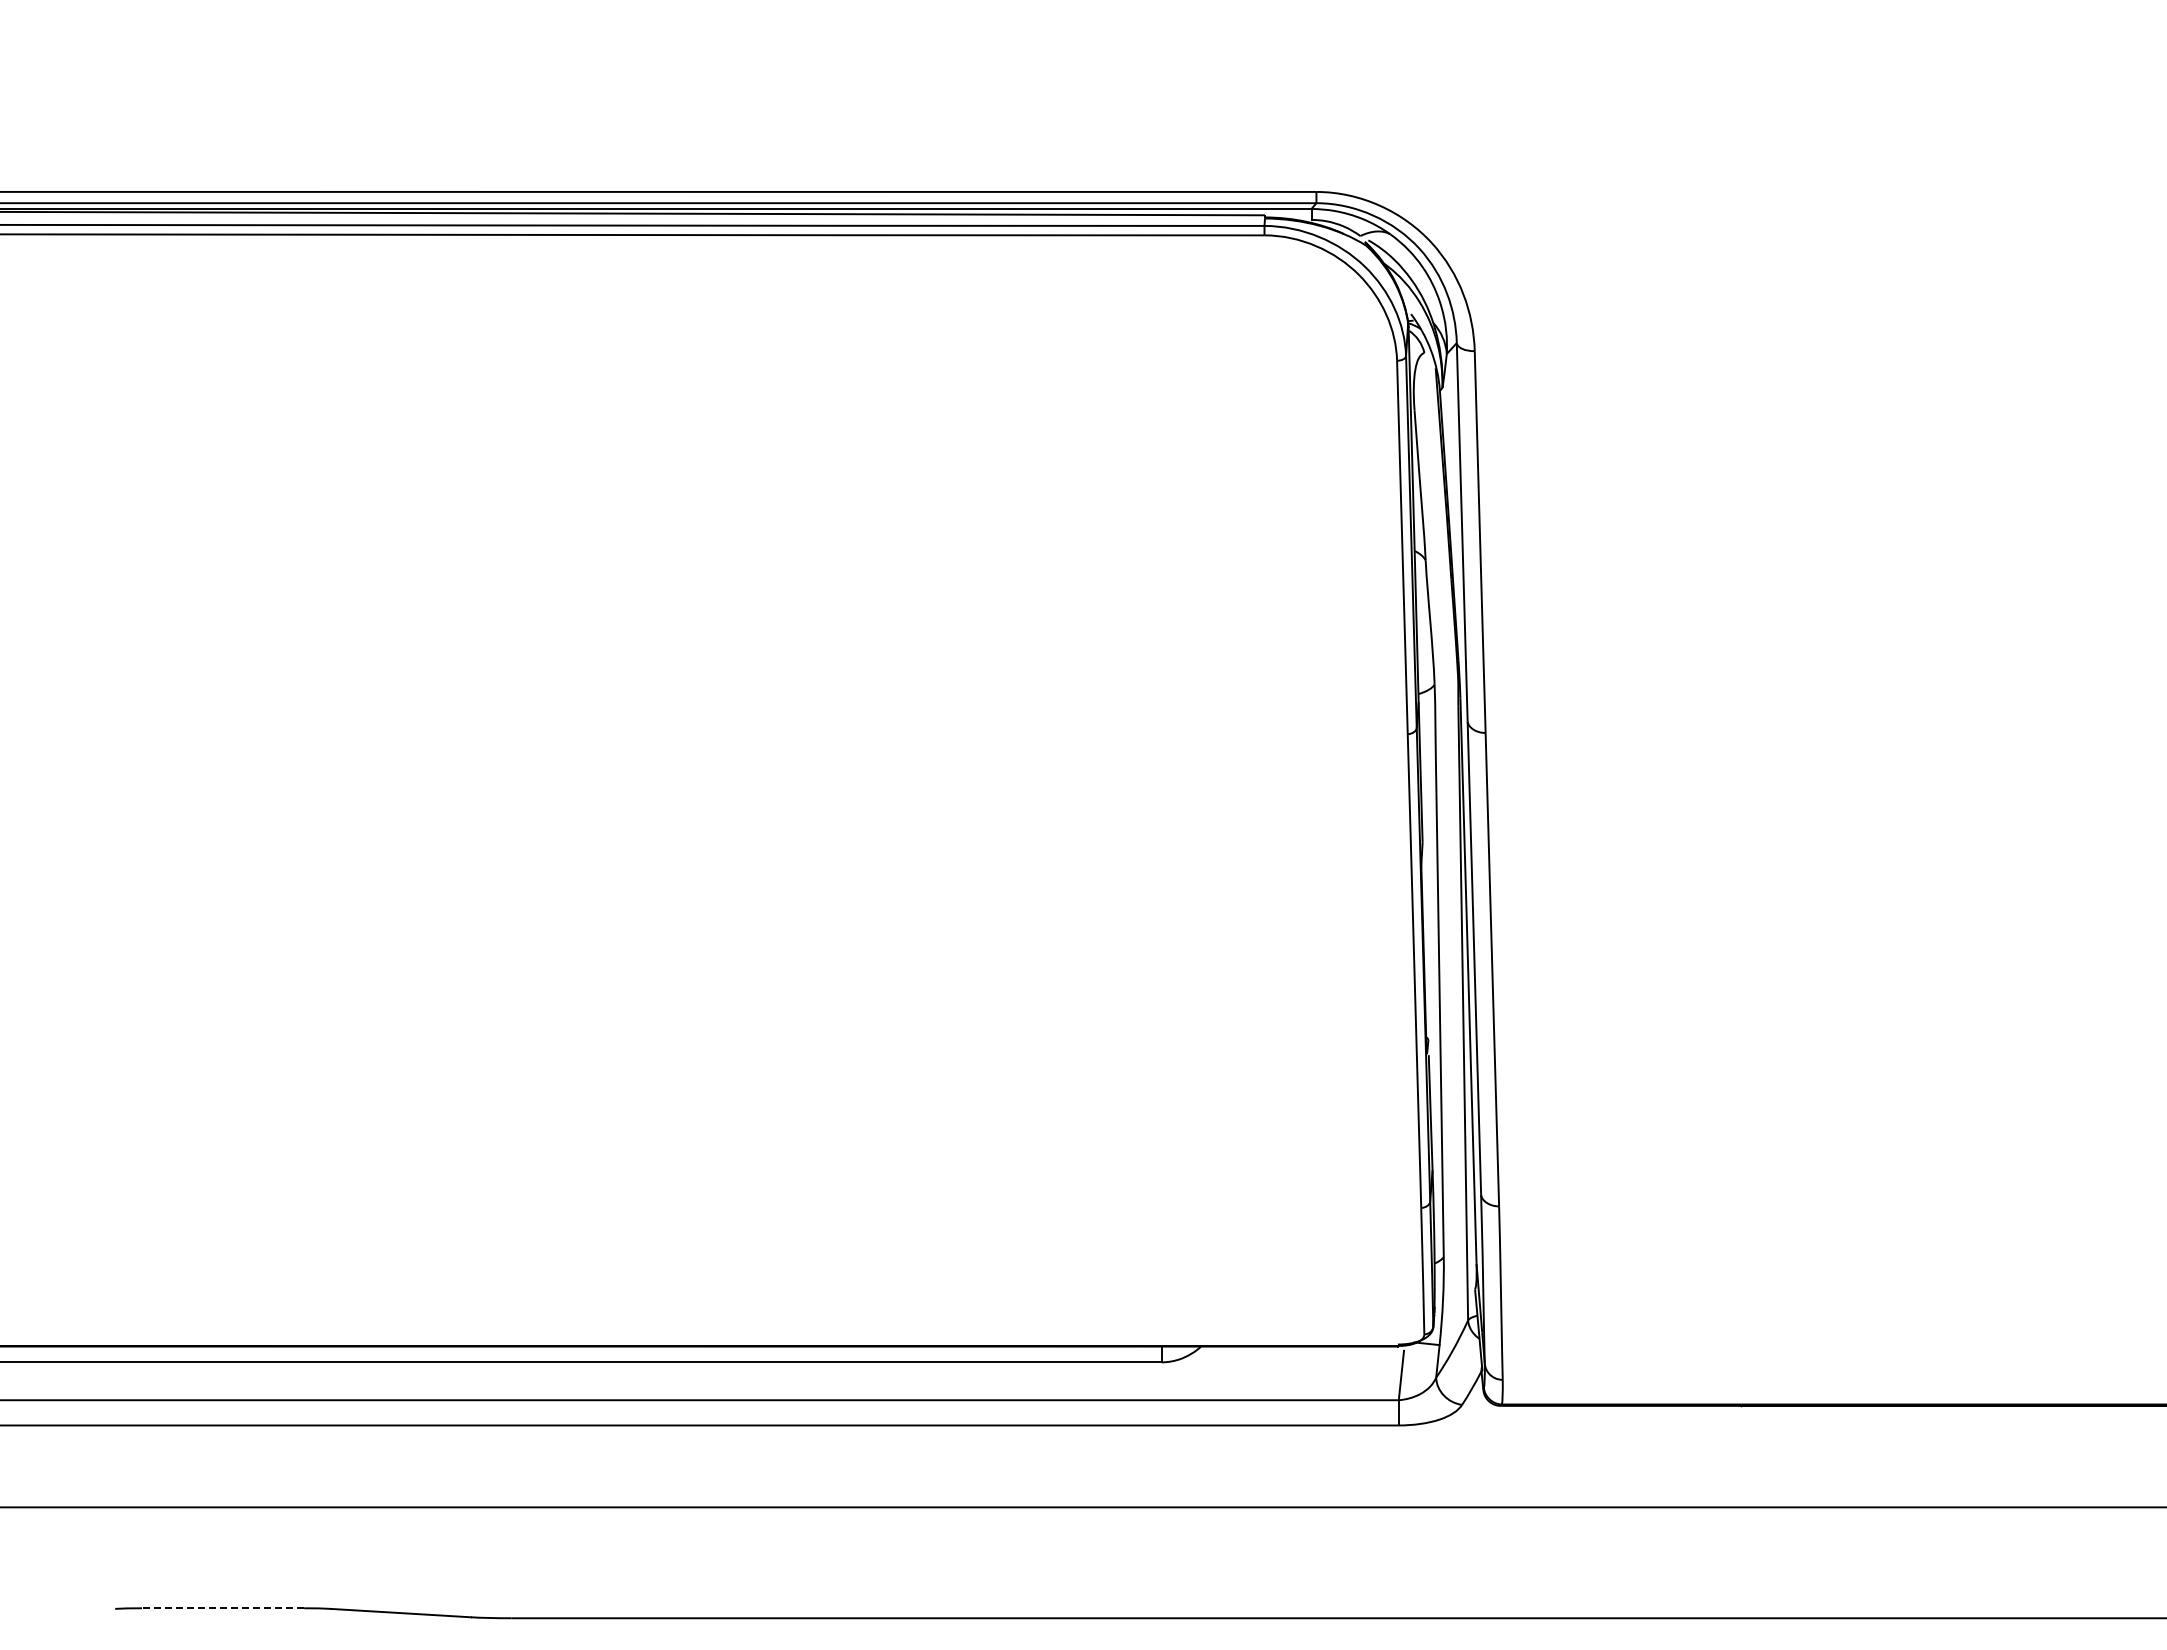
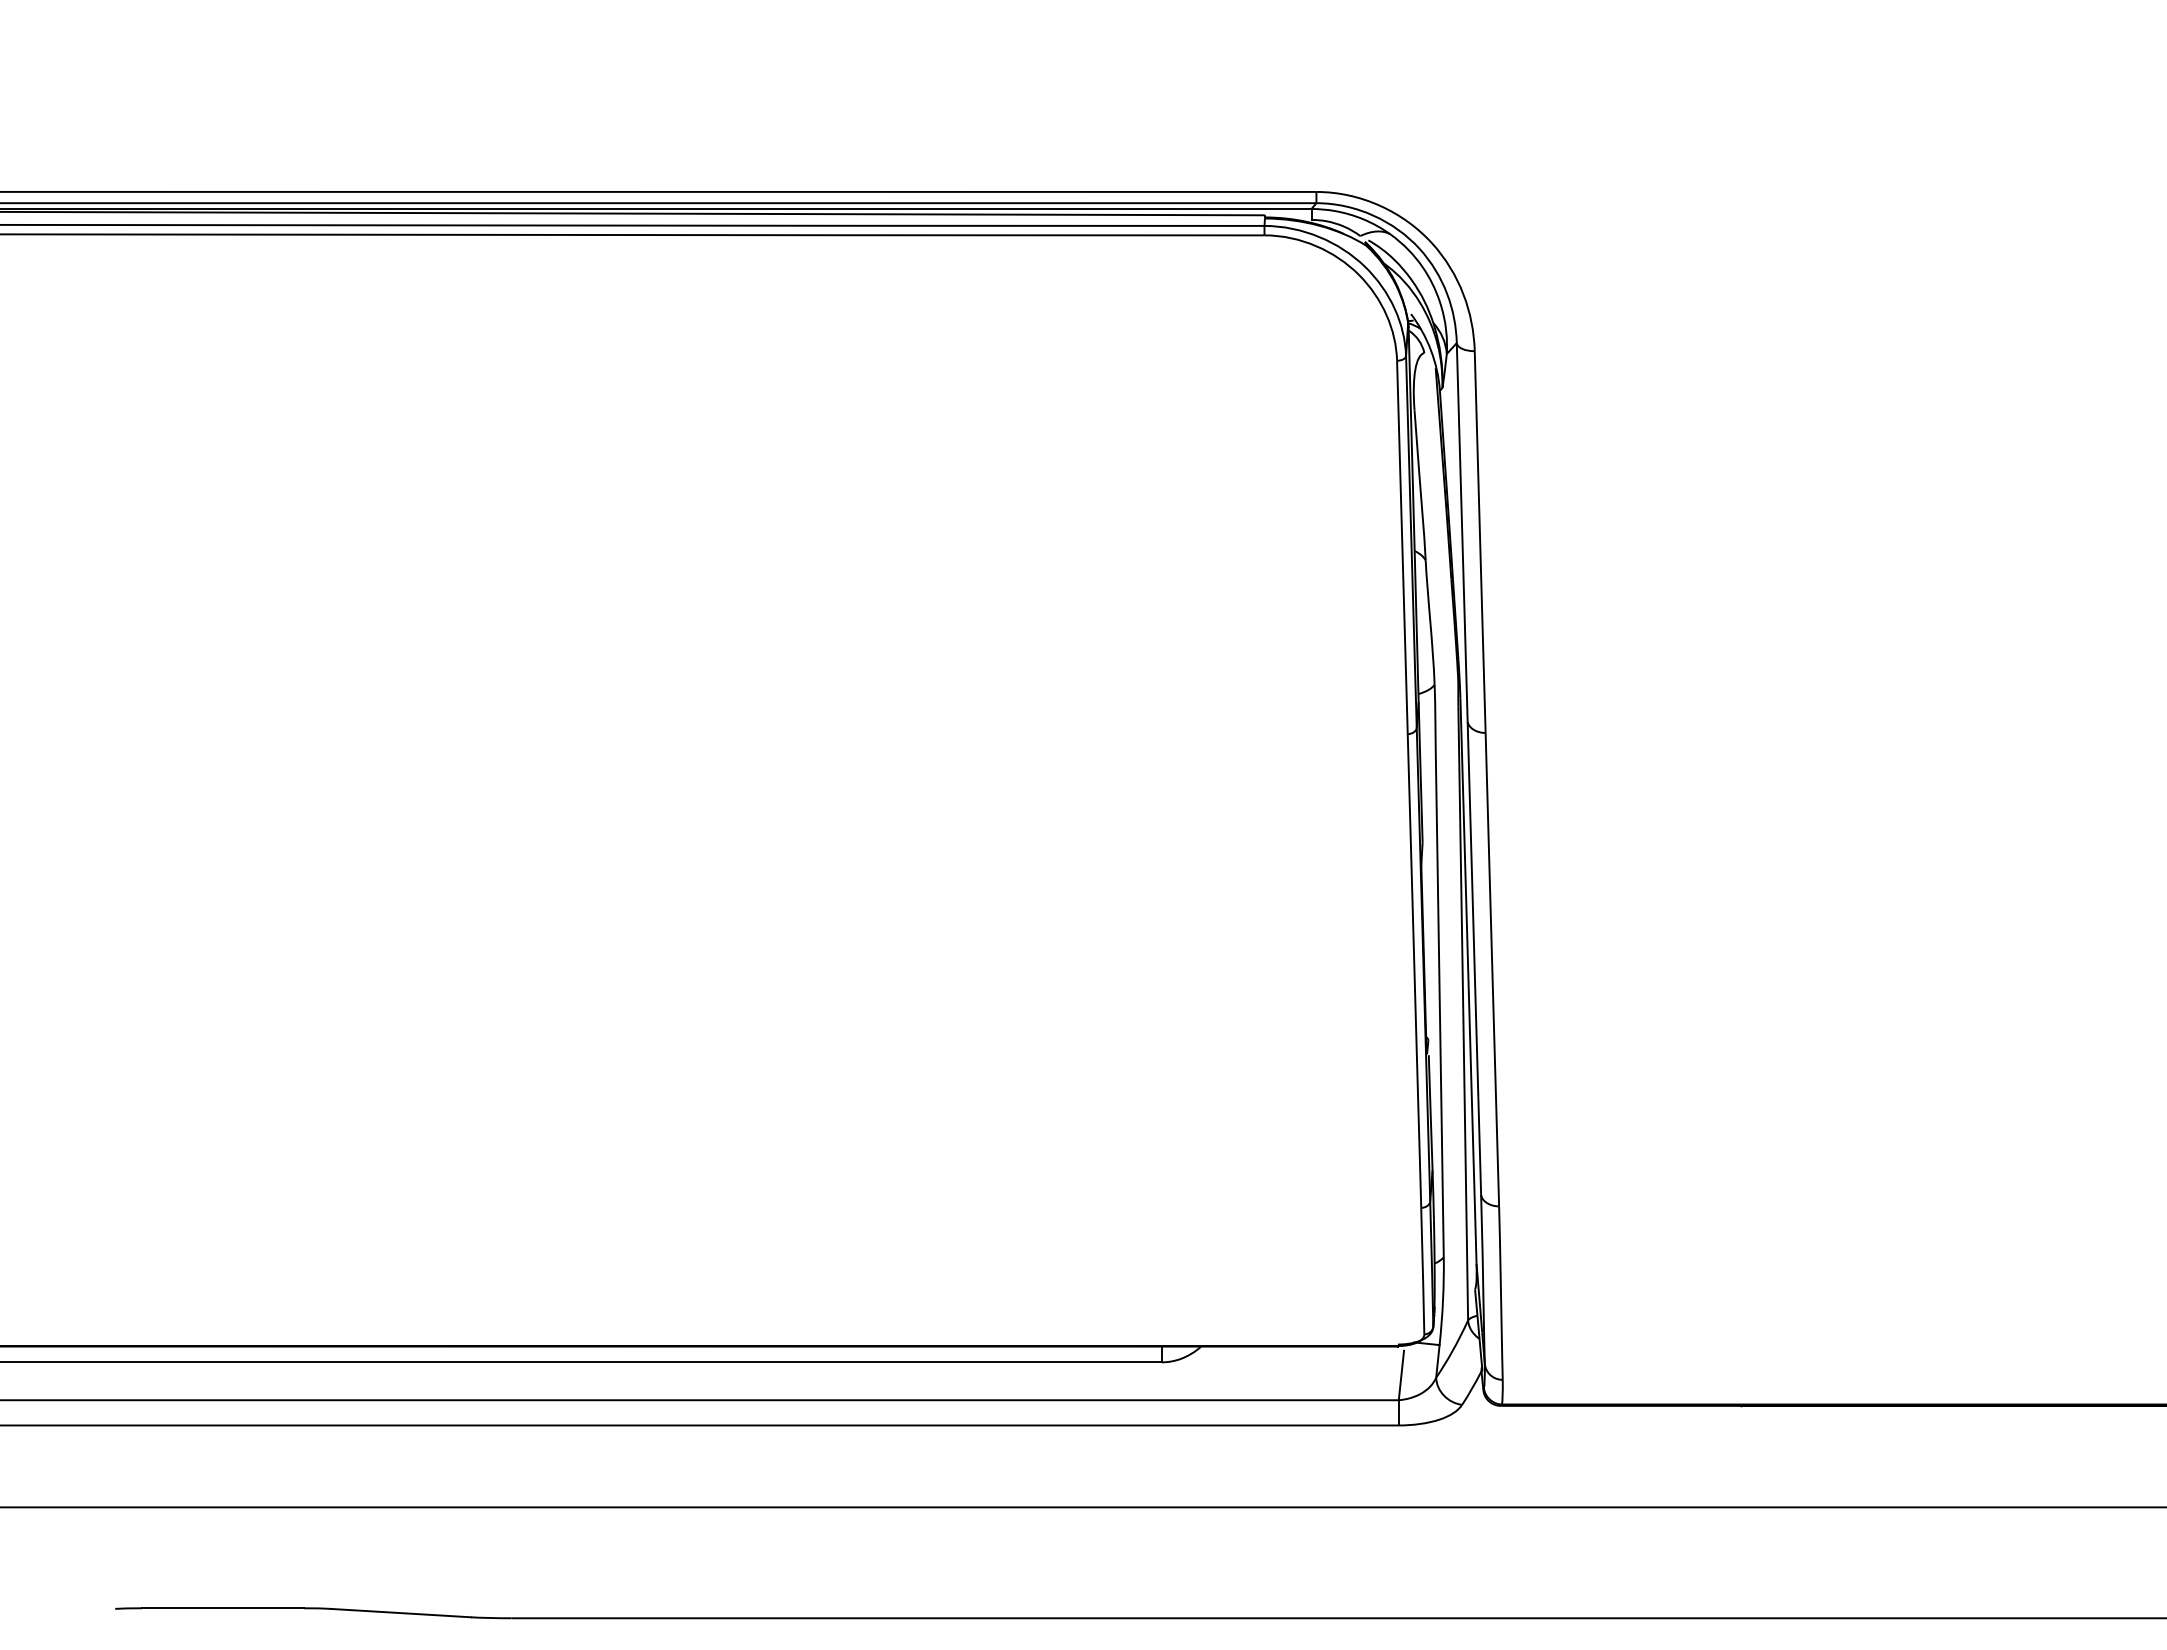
line: dashed -> solid (222, 1608)
